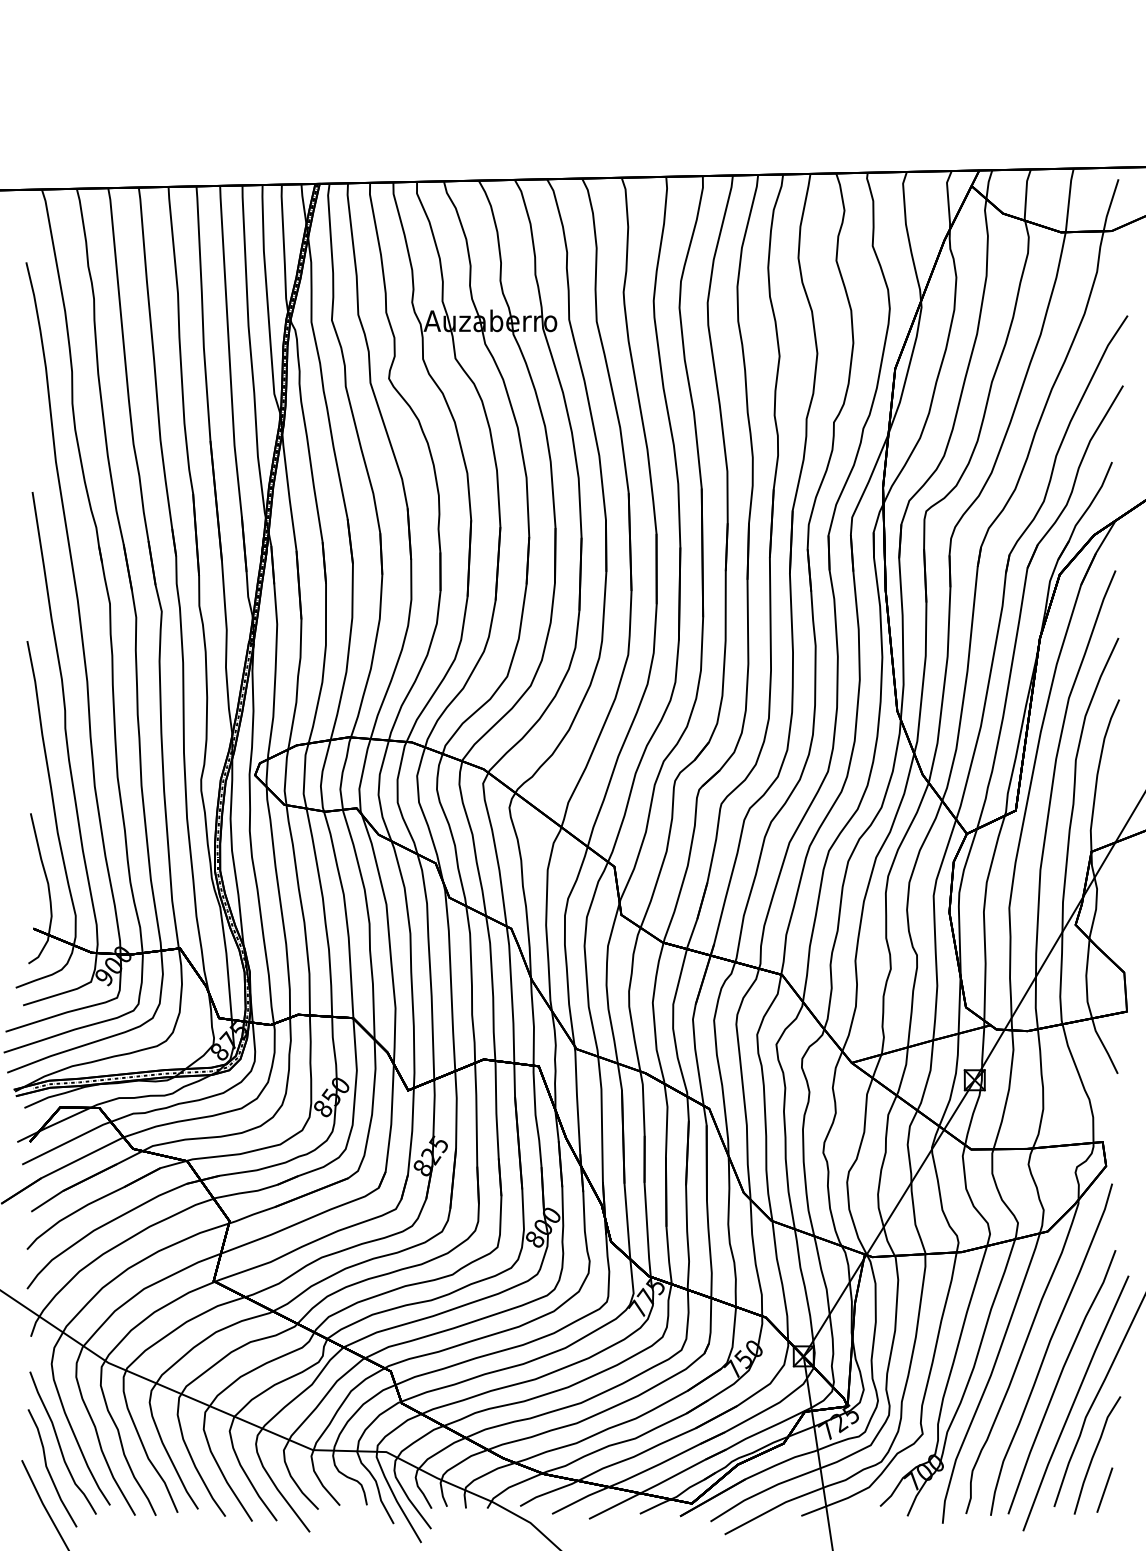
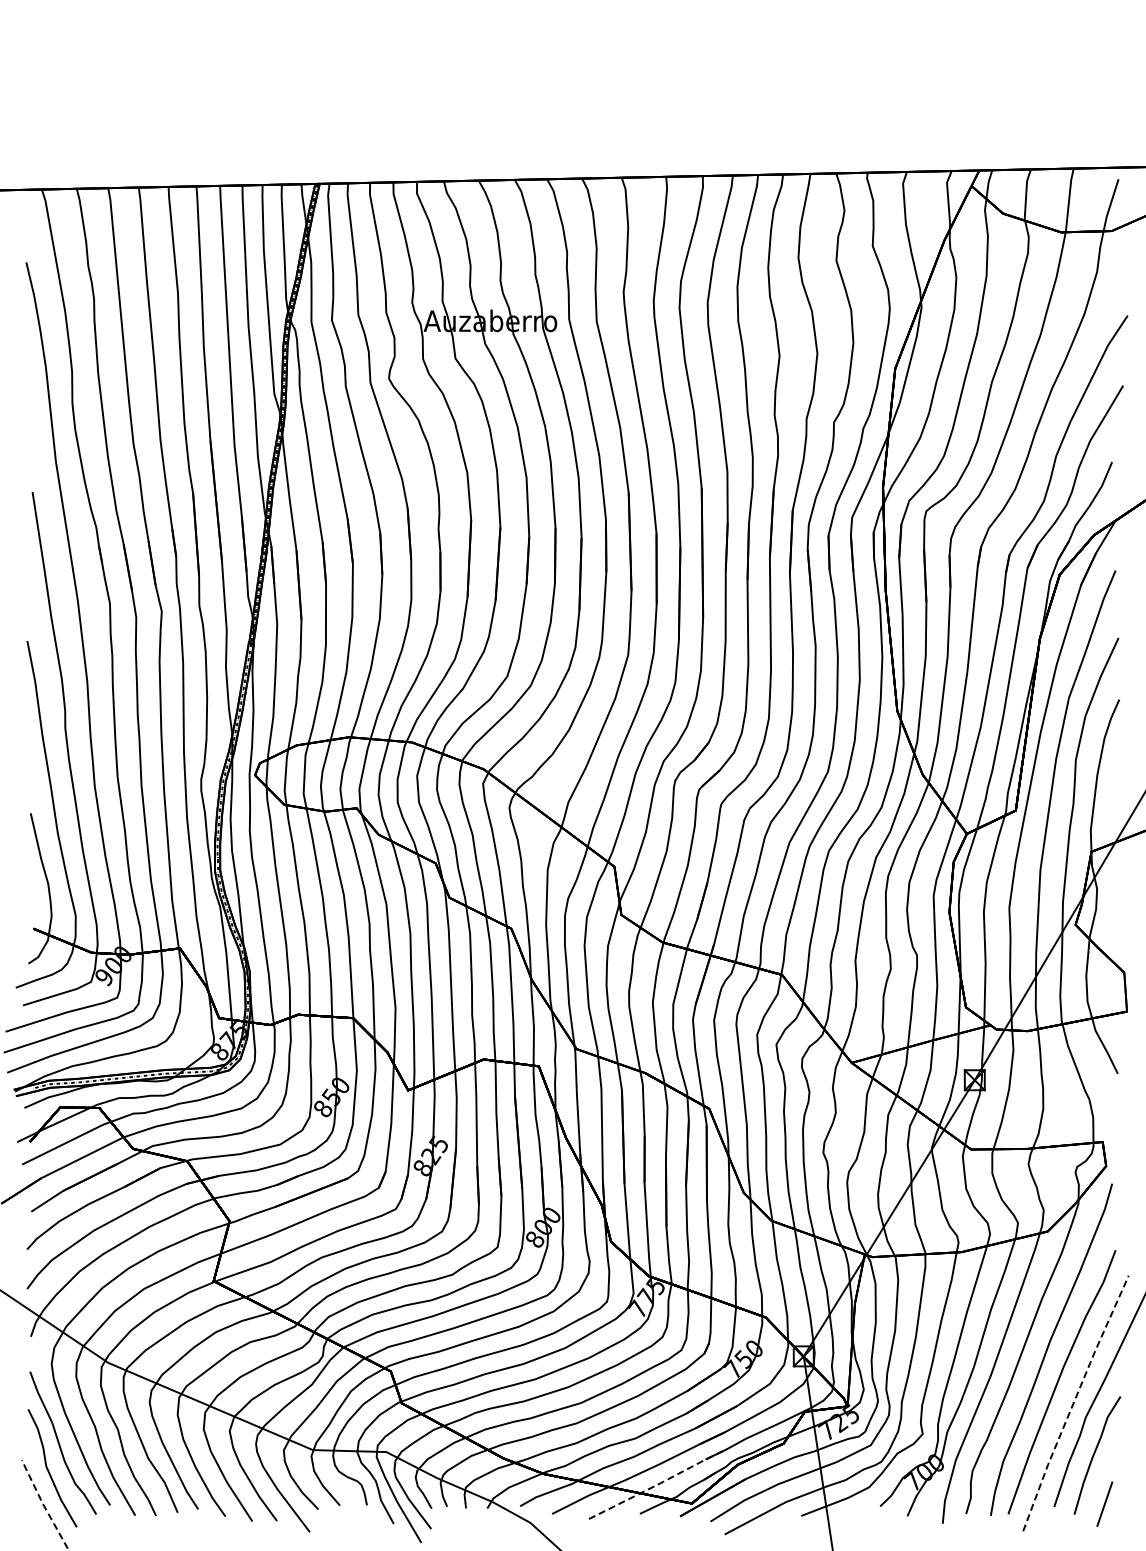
line: solid -> dashed (1074, 1402)
line: solid -> dashed (658, 1484)
line position: (1104, 1489) -> (1104, 1503) (1104, 1503)
line: solid -> dashed (43, 1505)
